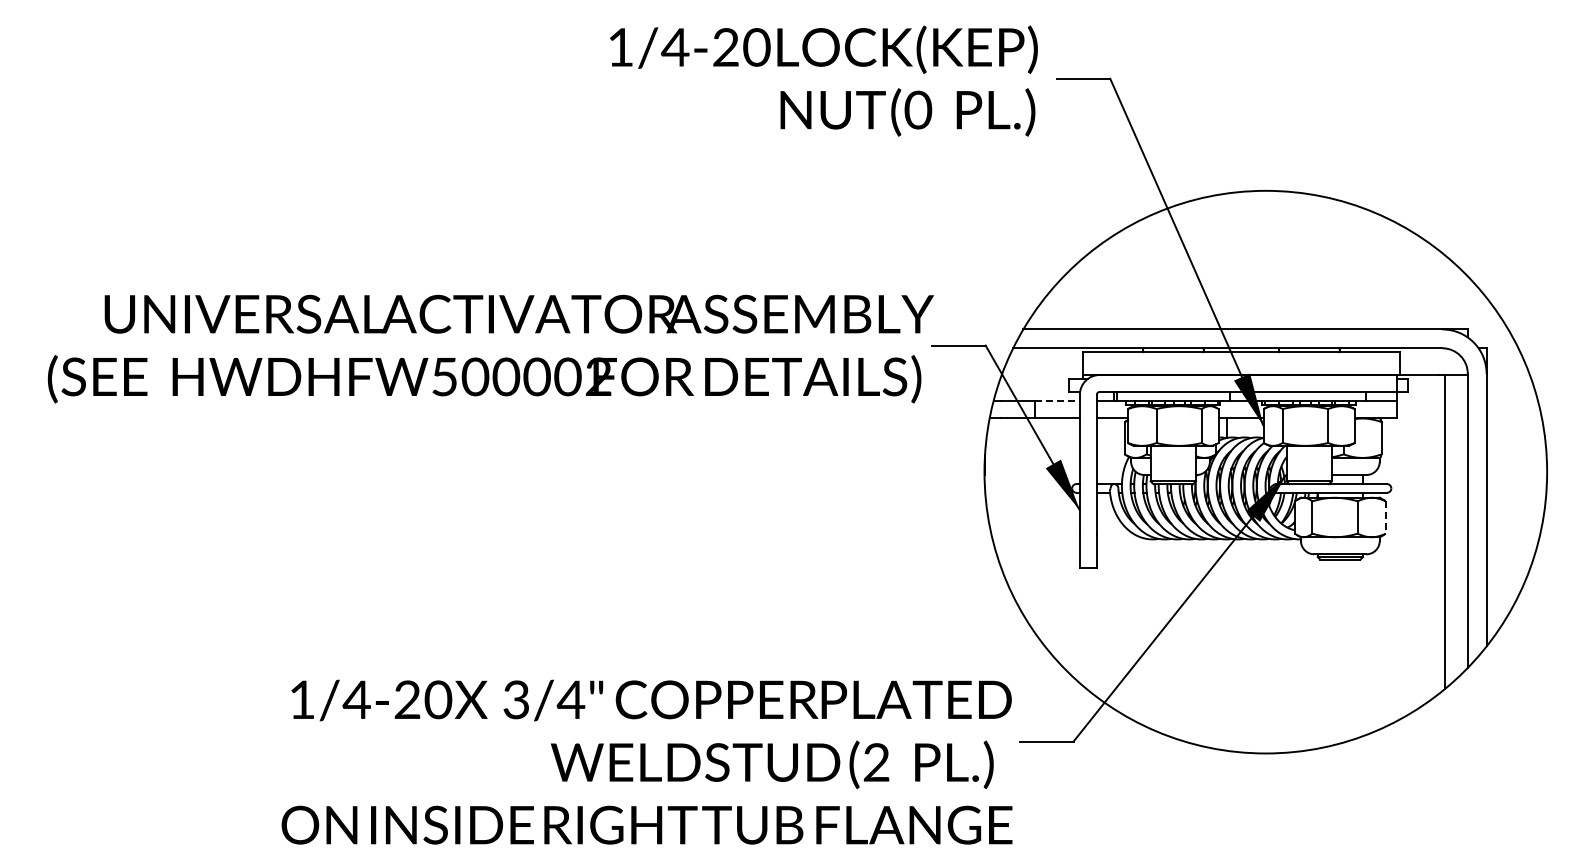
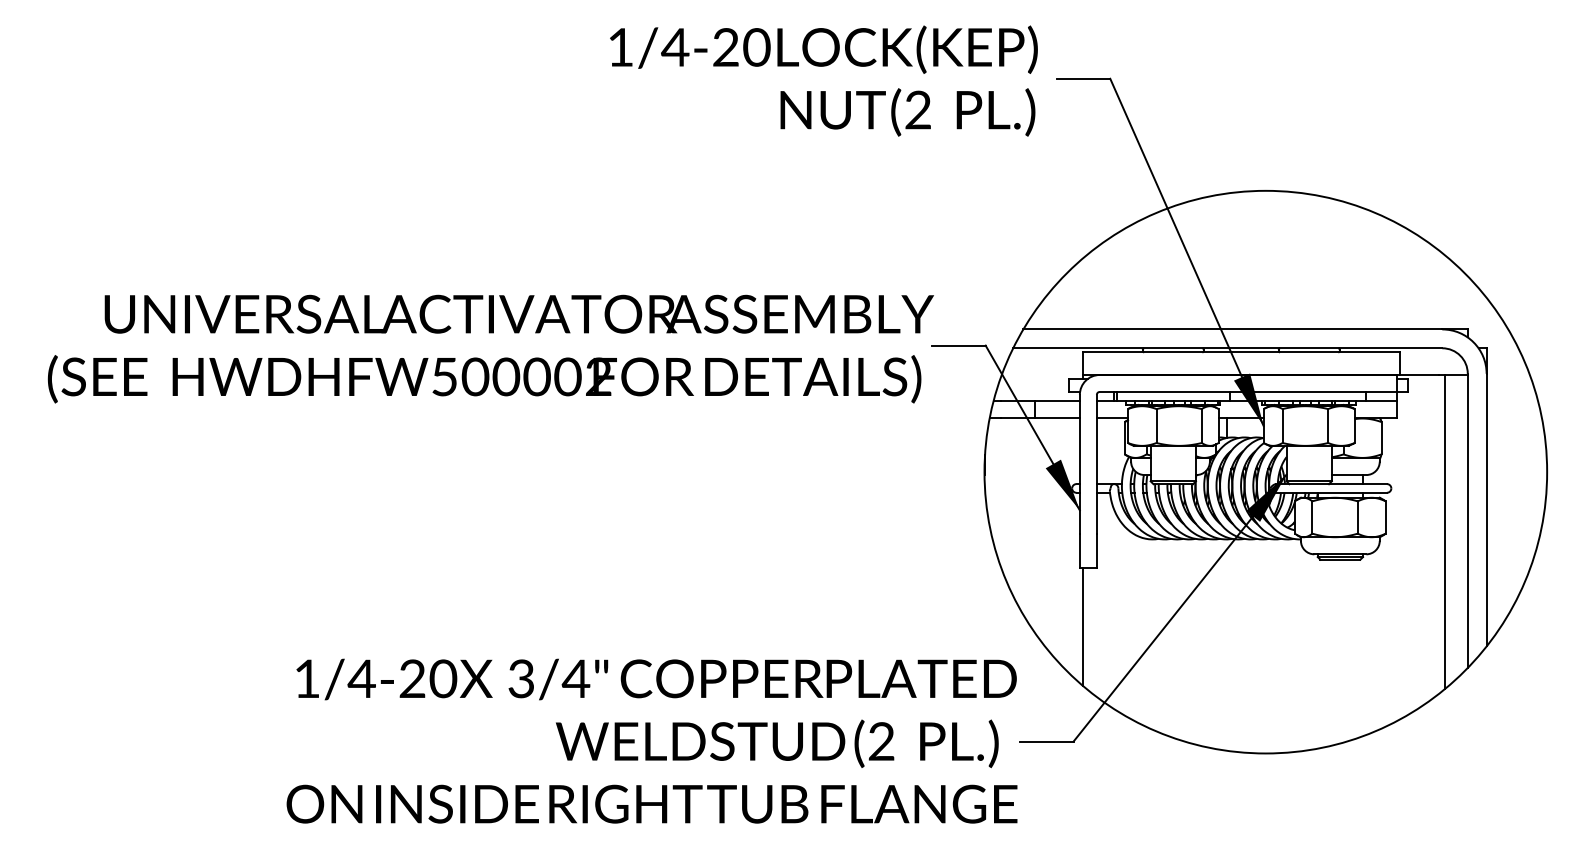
text: (0 -> (2 (918, 110)
line: dashed -> solid (1057, 401)
line: dashed -> solid (1385, 518)
line: none -> present (1082, 626)
text position: (646, 761) -> (651, 740) (651, 740)
